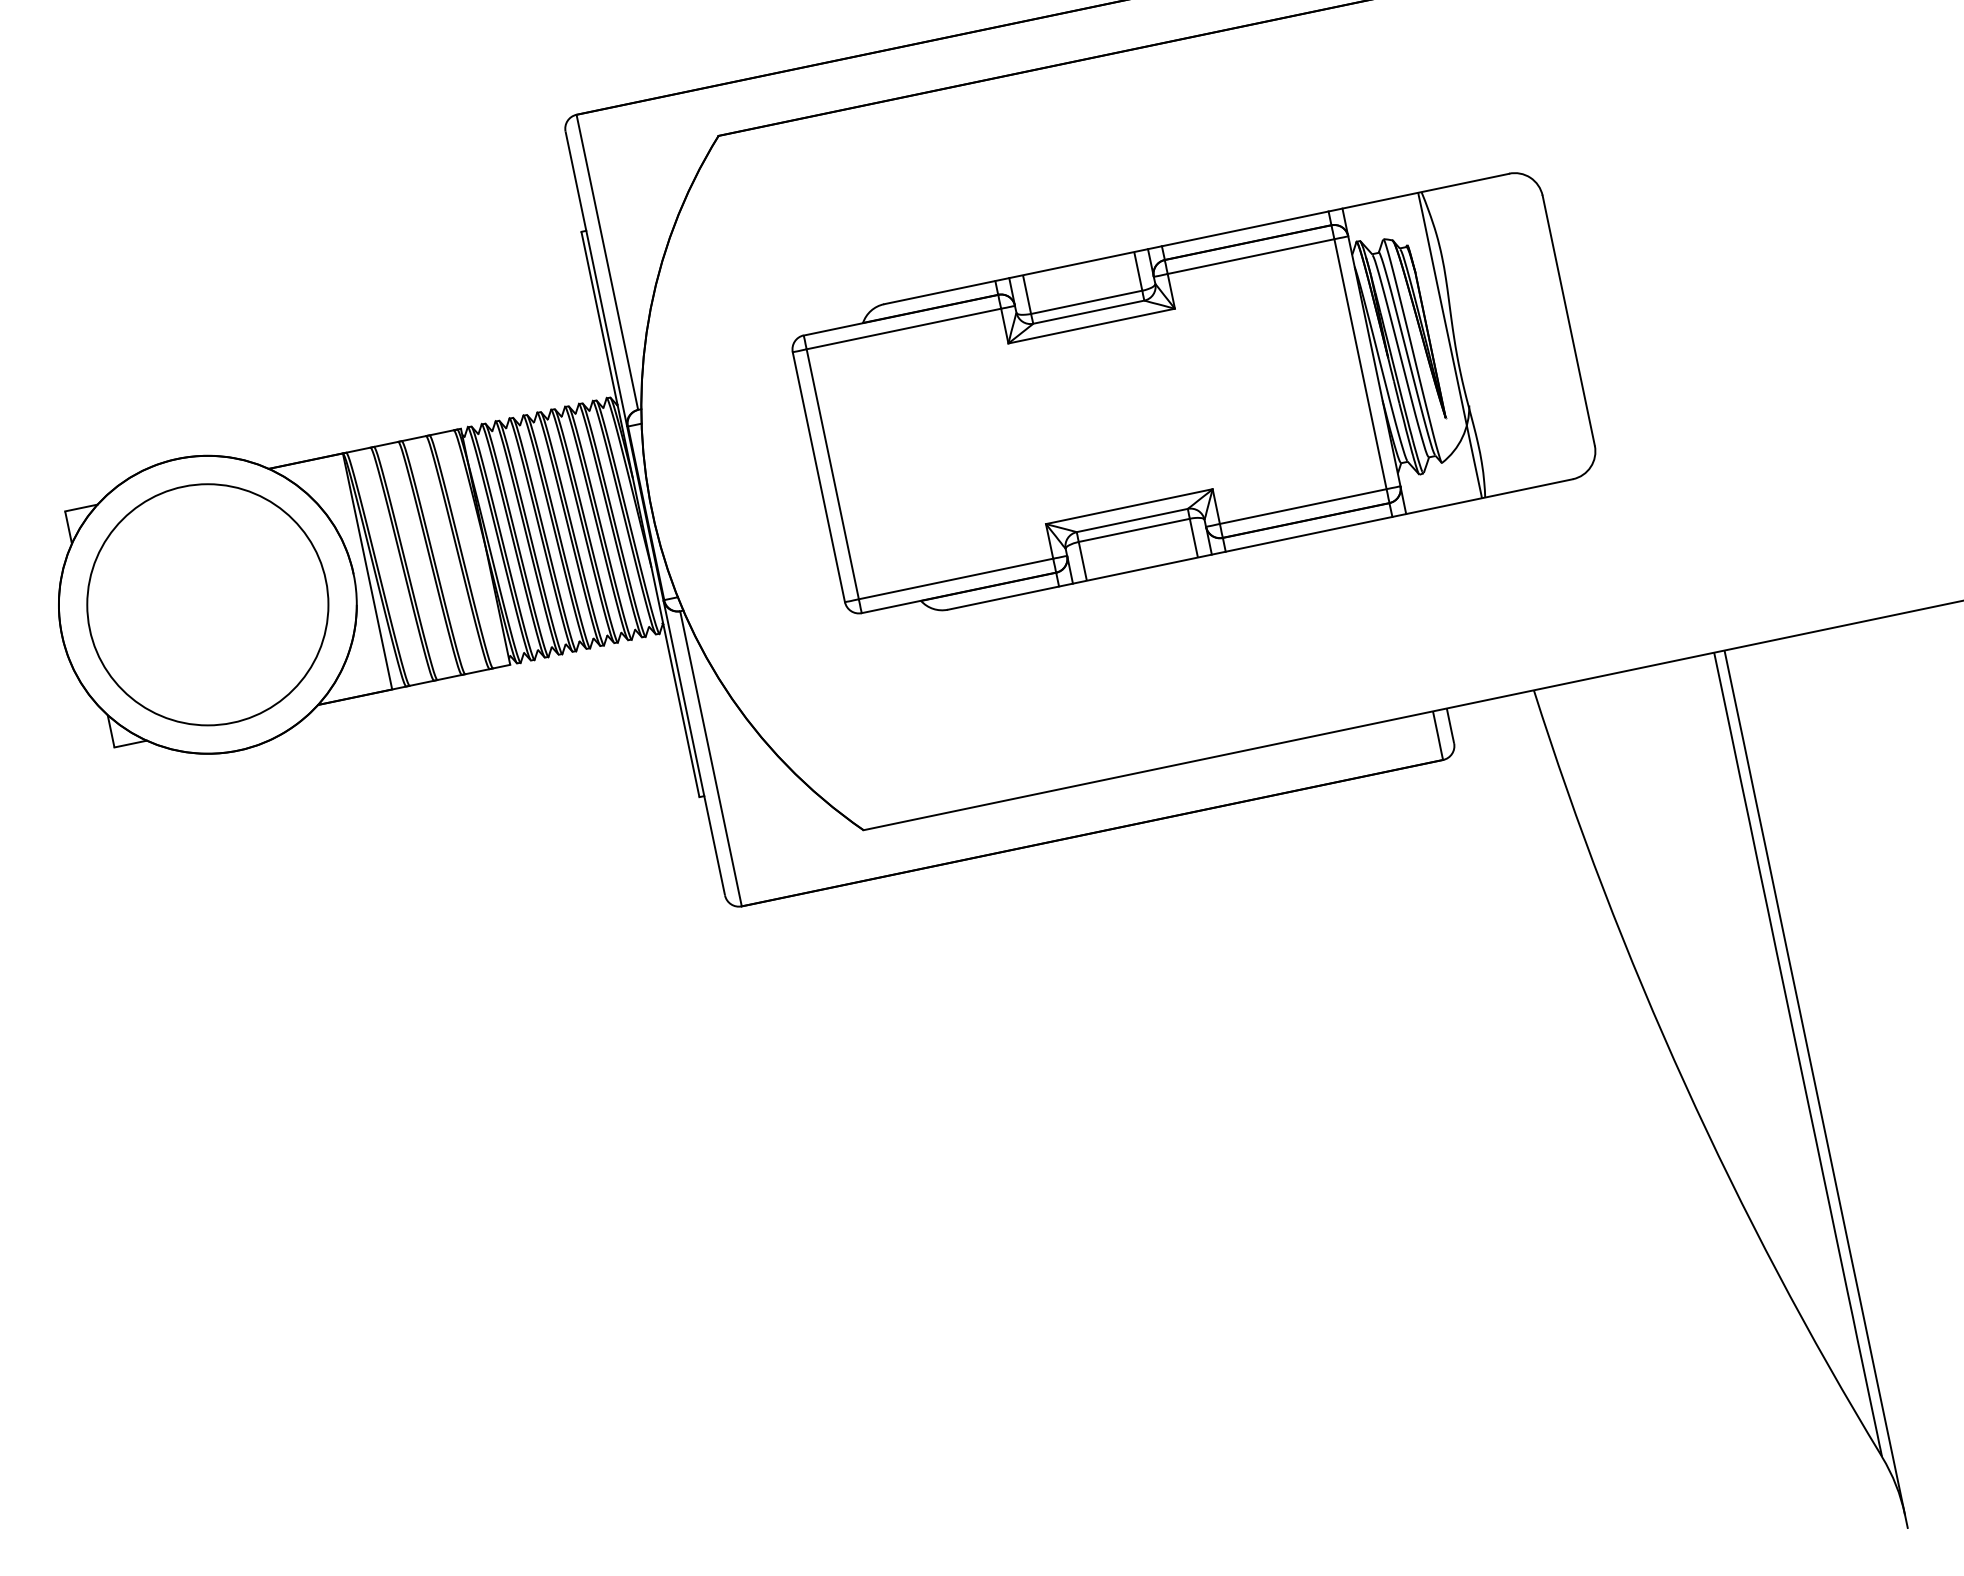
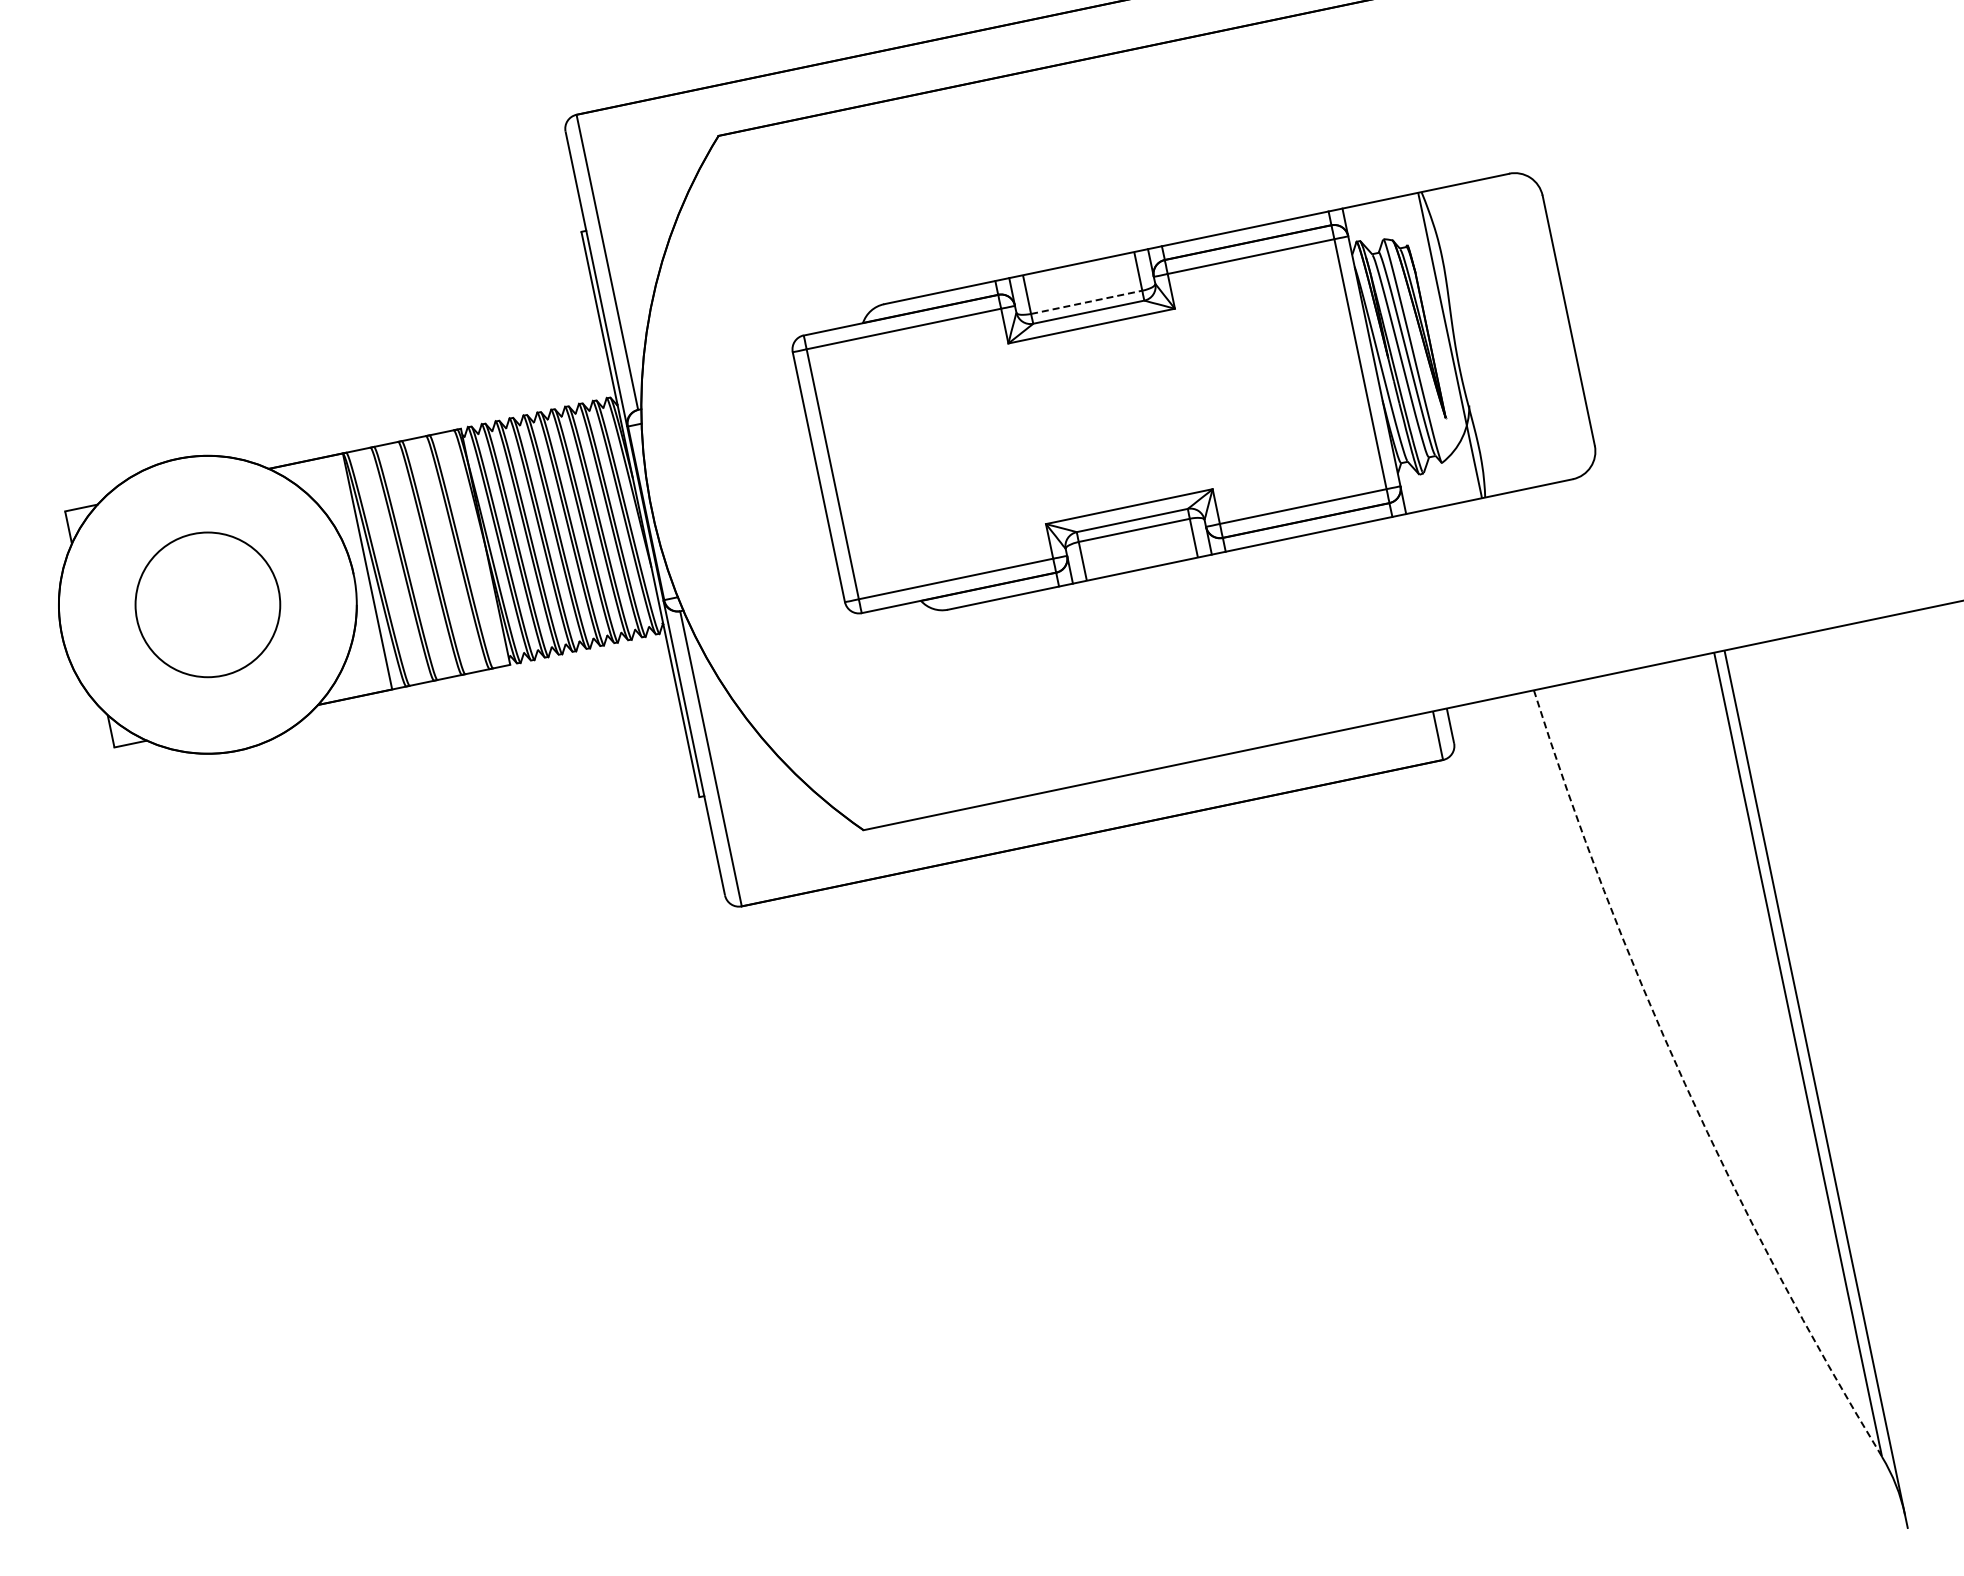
line: solid -> dashed (1086, 302)
circle size: 244x244 px -> 148x148 px (207, 604)
arc: solid -> dashed (1685, 1084)
